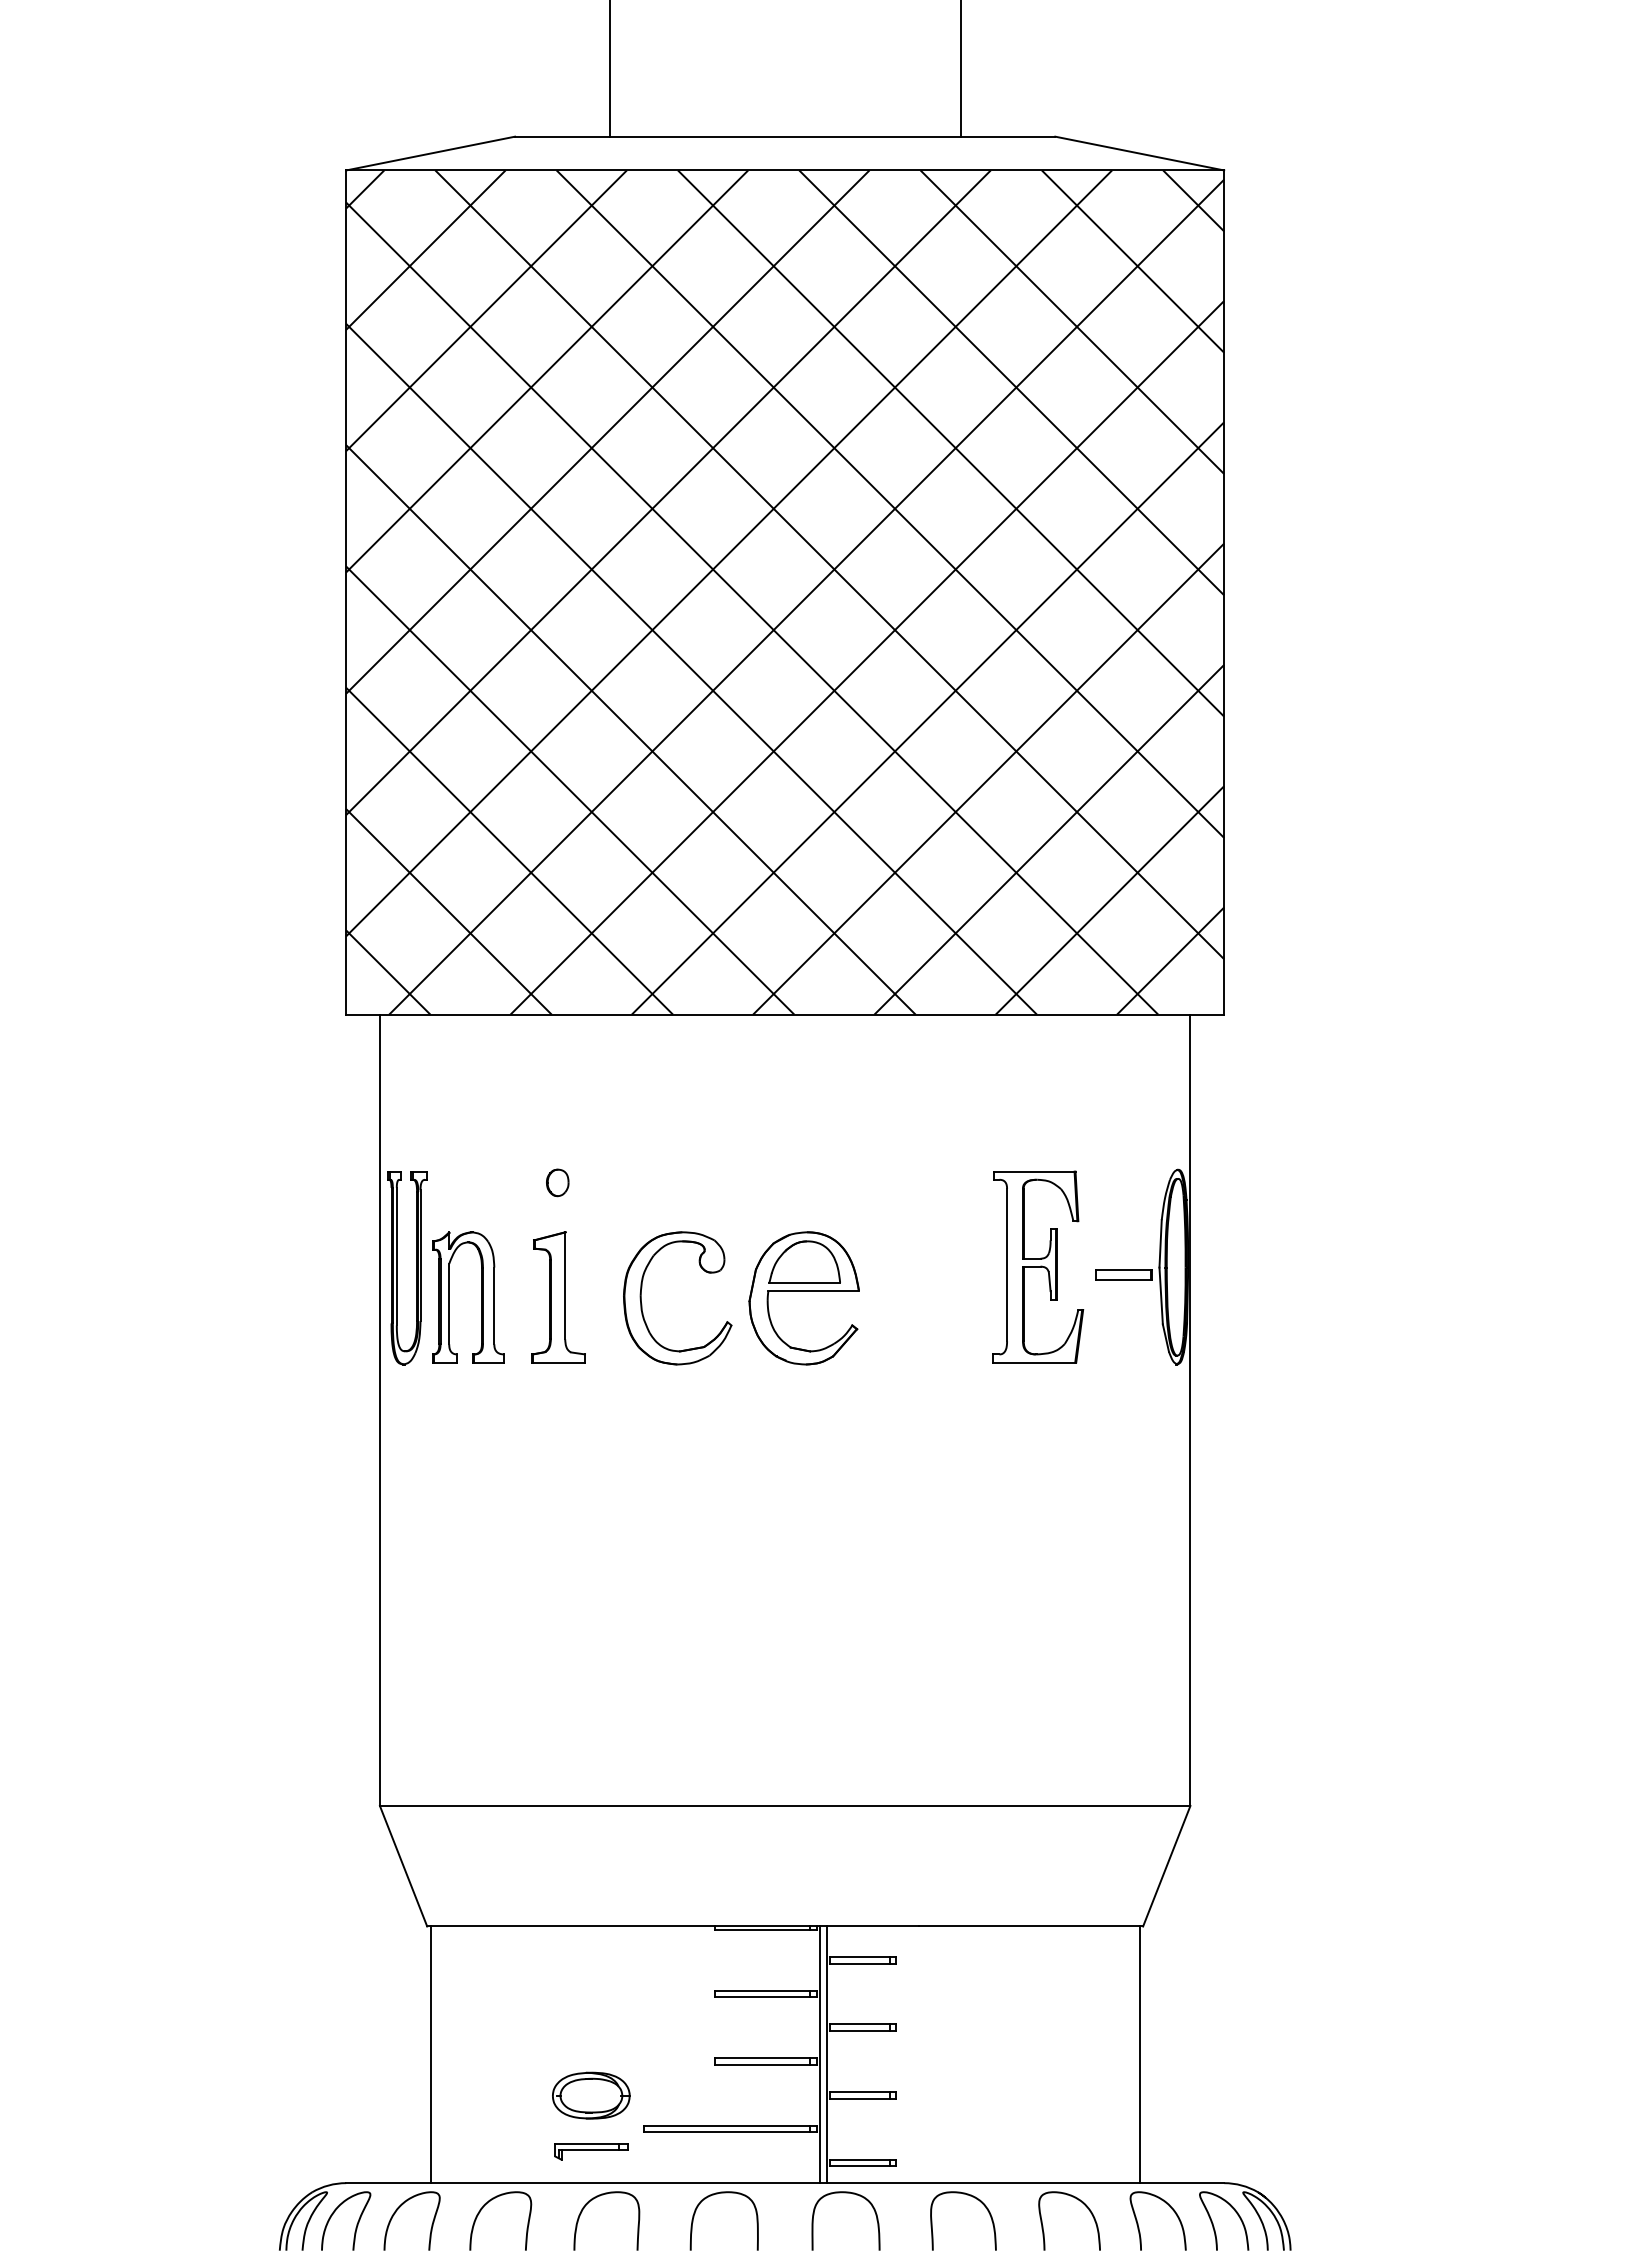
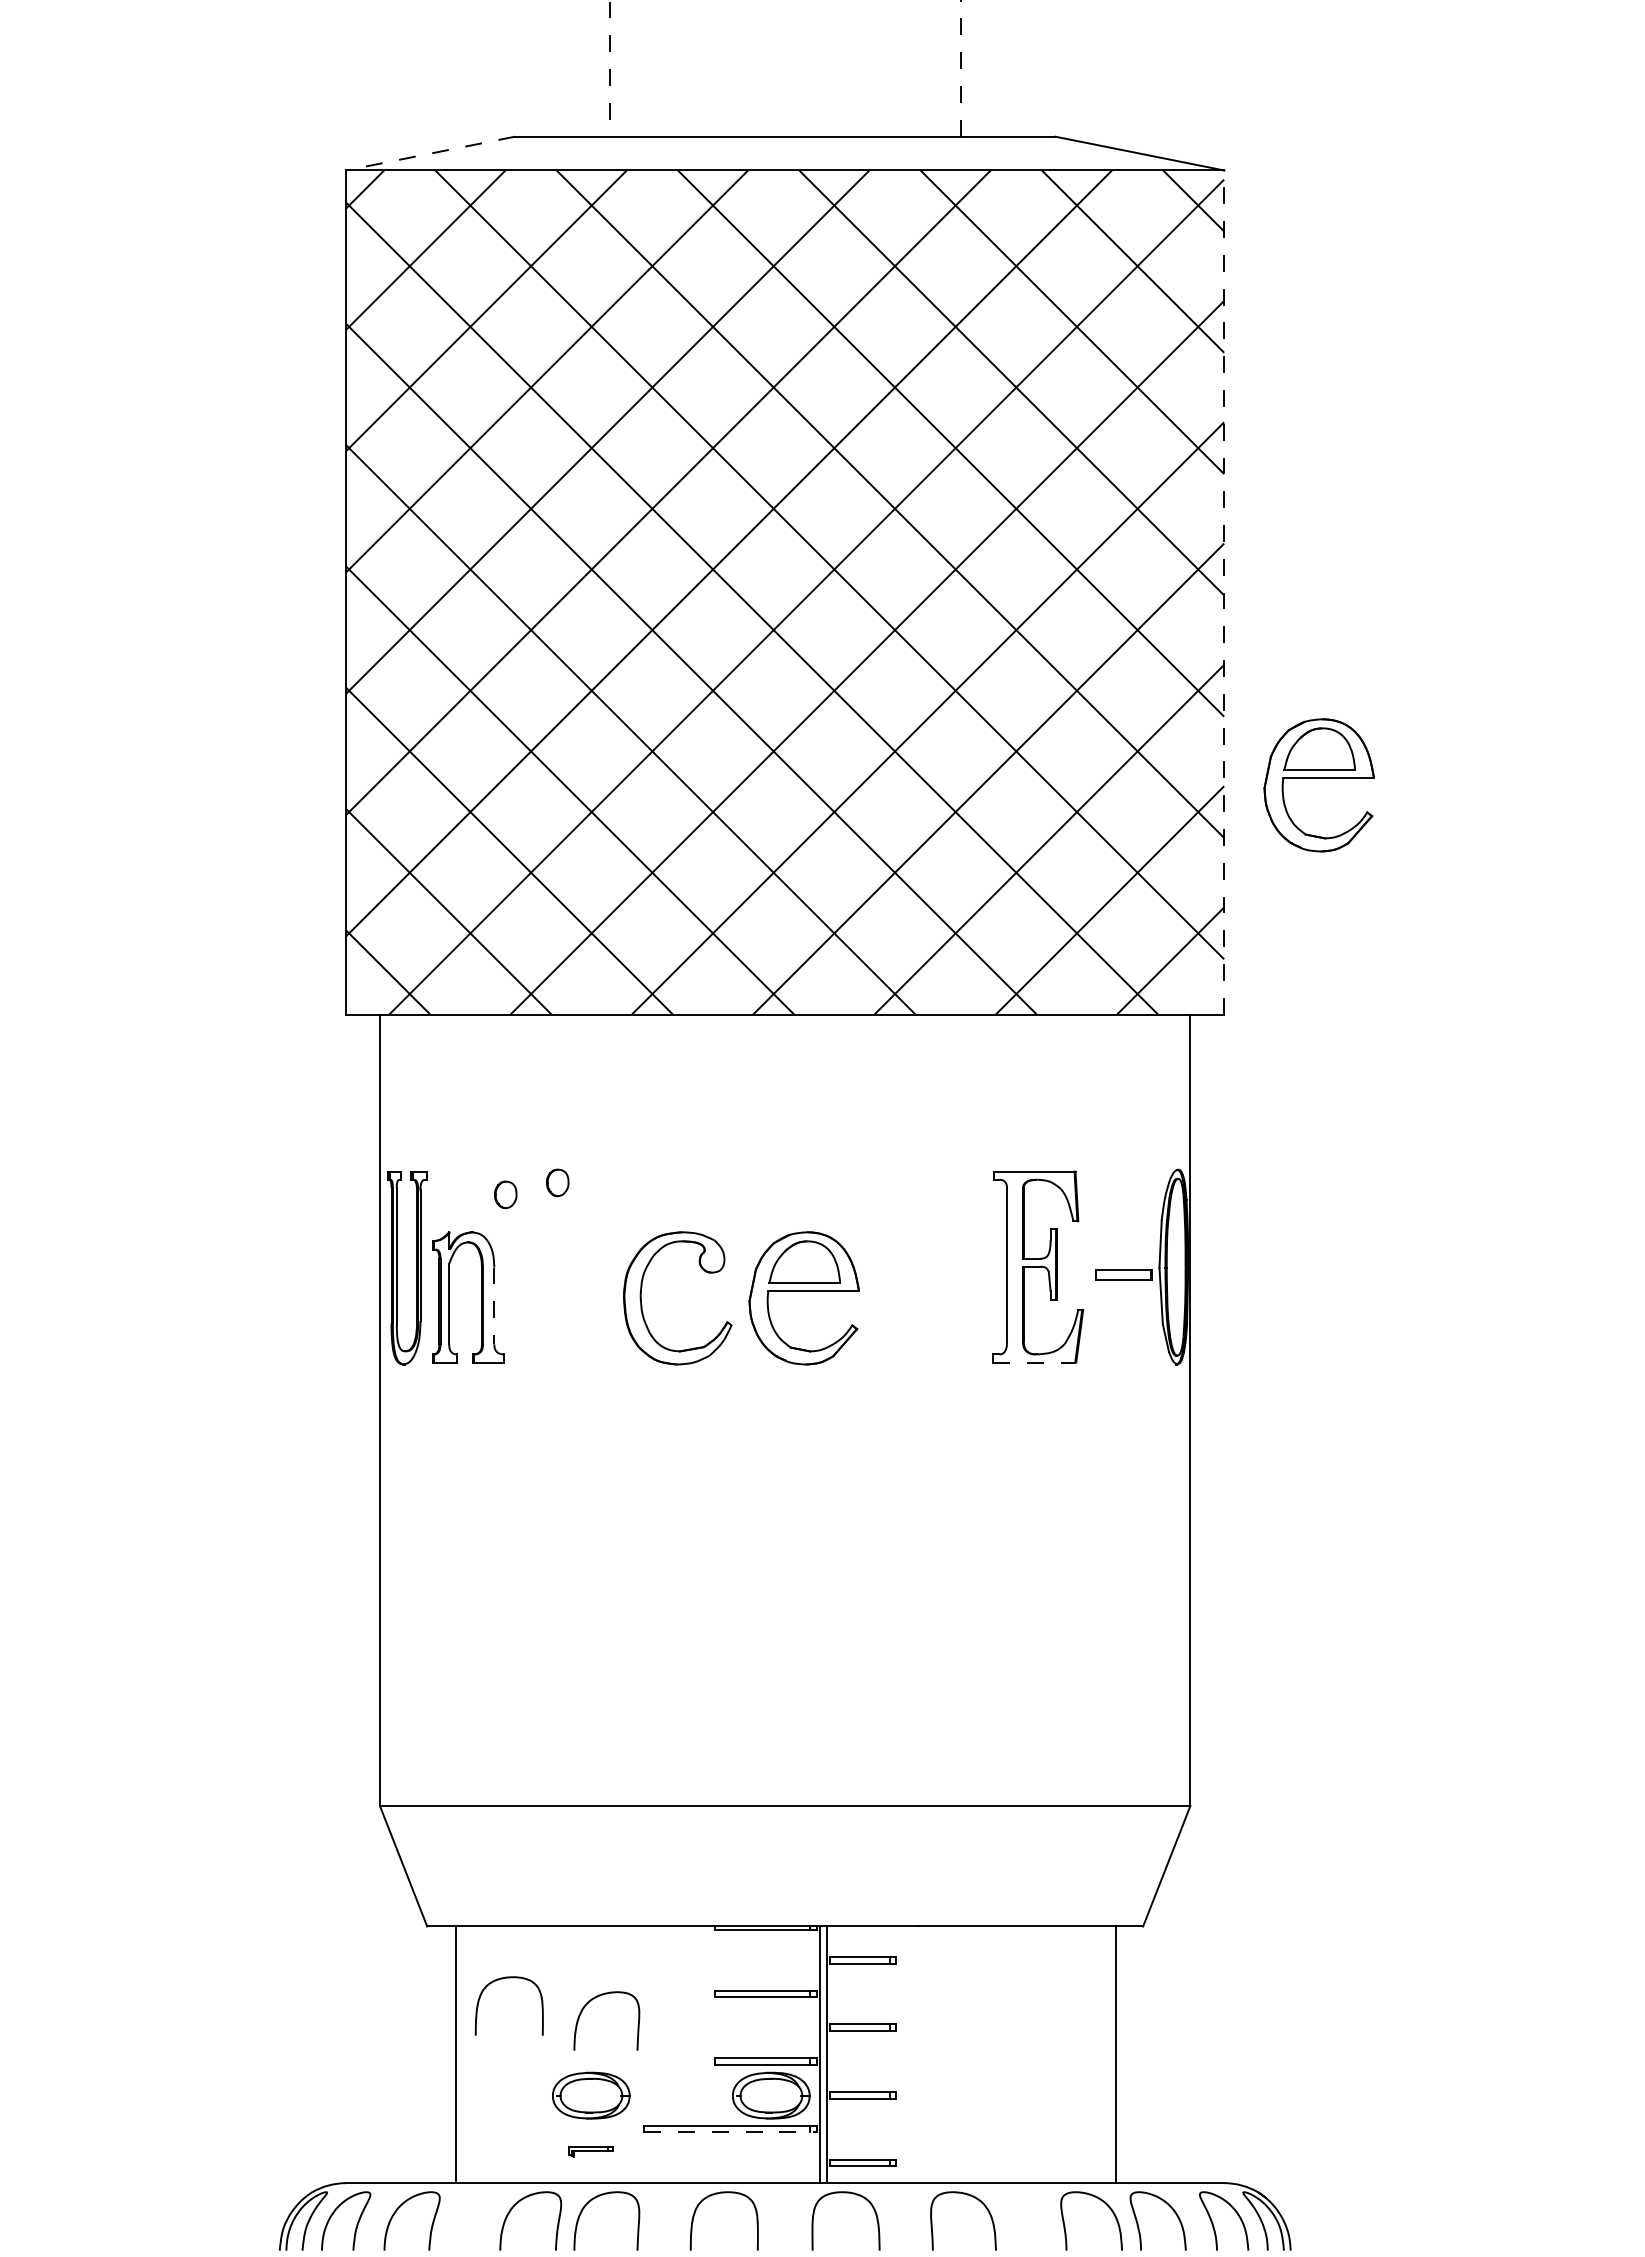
line: solid -> dashed (609, 68)
line: solid -> dashed (960, 68)
line: solid -> dashed (430, 153)
line: solid -> dashed (1224, 592)
part: none -> present (1318, 778)
part: none -> present (505, 1194)
part: present -> none (558, 1297)
line: solid -> dashed (494, 1306)
line: solid -> dashed (1035, 1362)
curve: none -> present (502, 1979)
curve: none -> present (592, 2000)
line position: (430, 2054) -> (455, 2054) (455, 2054)
line position: (1139, 2054) -> (1115, 2054) (1115, 2054)
part: none -> present (771, 2095)
line: solid -> dashed (731, 2132)
part size: 75x18 px -> 46x12 px (590, 2151)
curve position: (489, 2202) -> (519, 2202) (519, 2202)
curve position: (1084, 2205) -> (1106, 2205) (1106, 2205)
